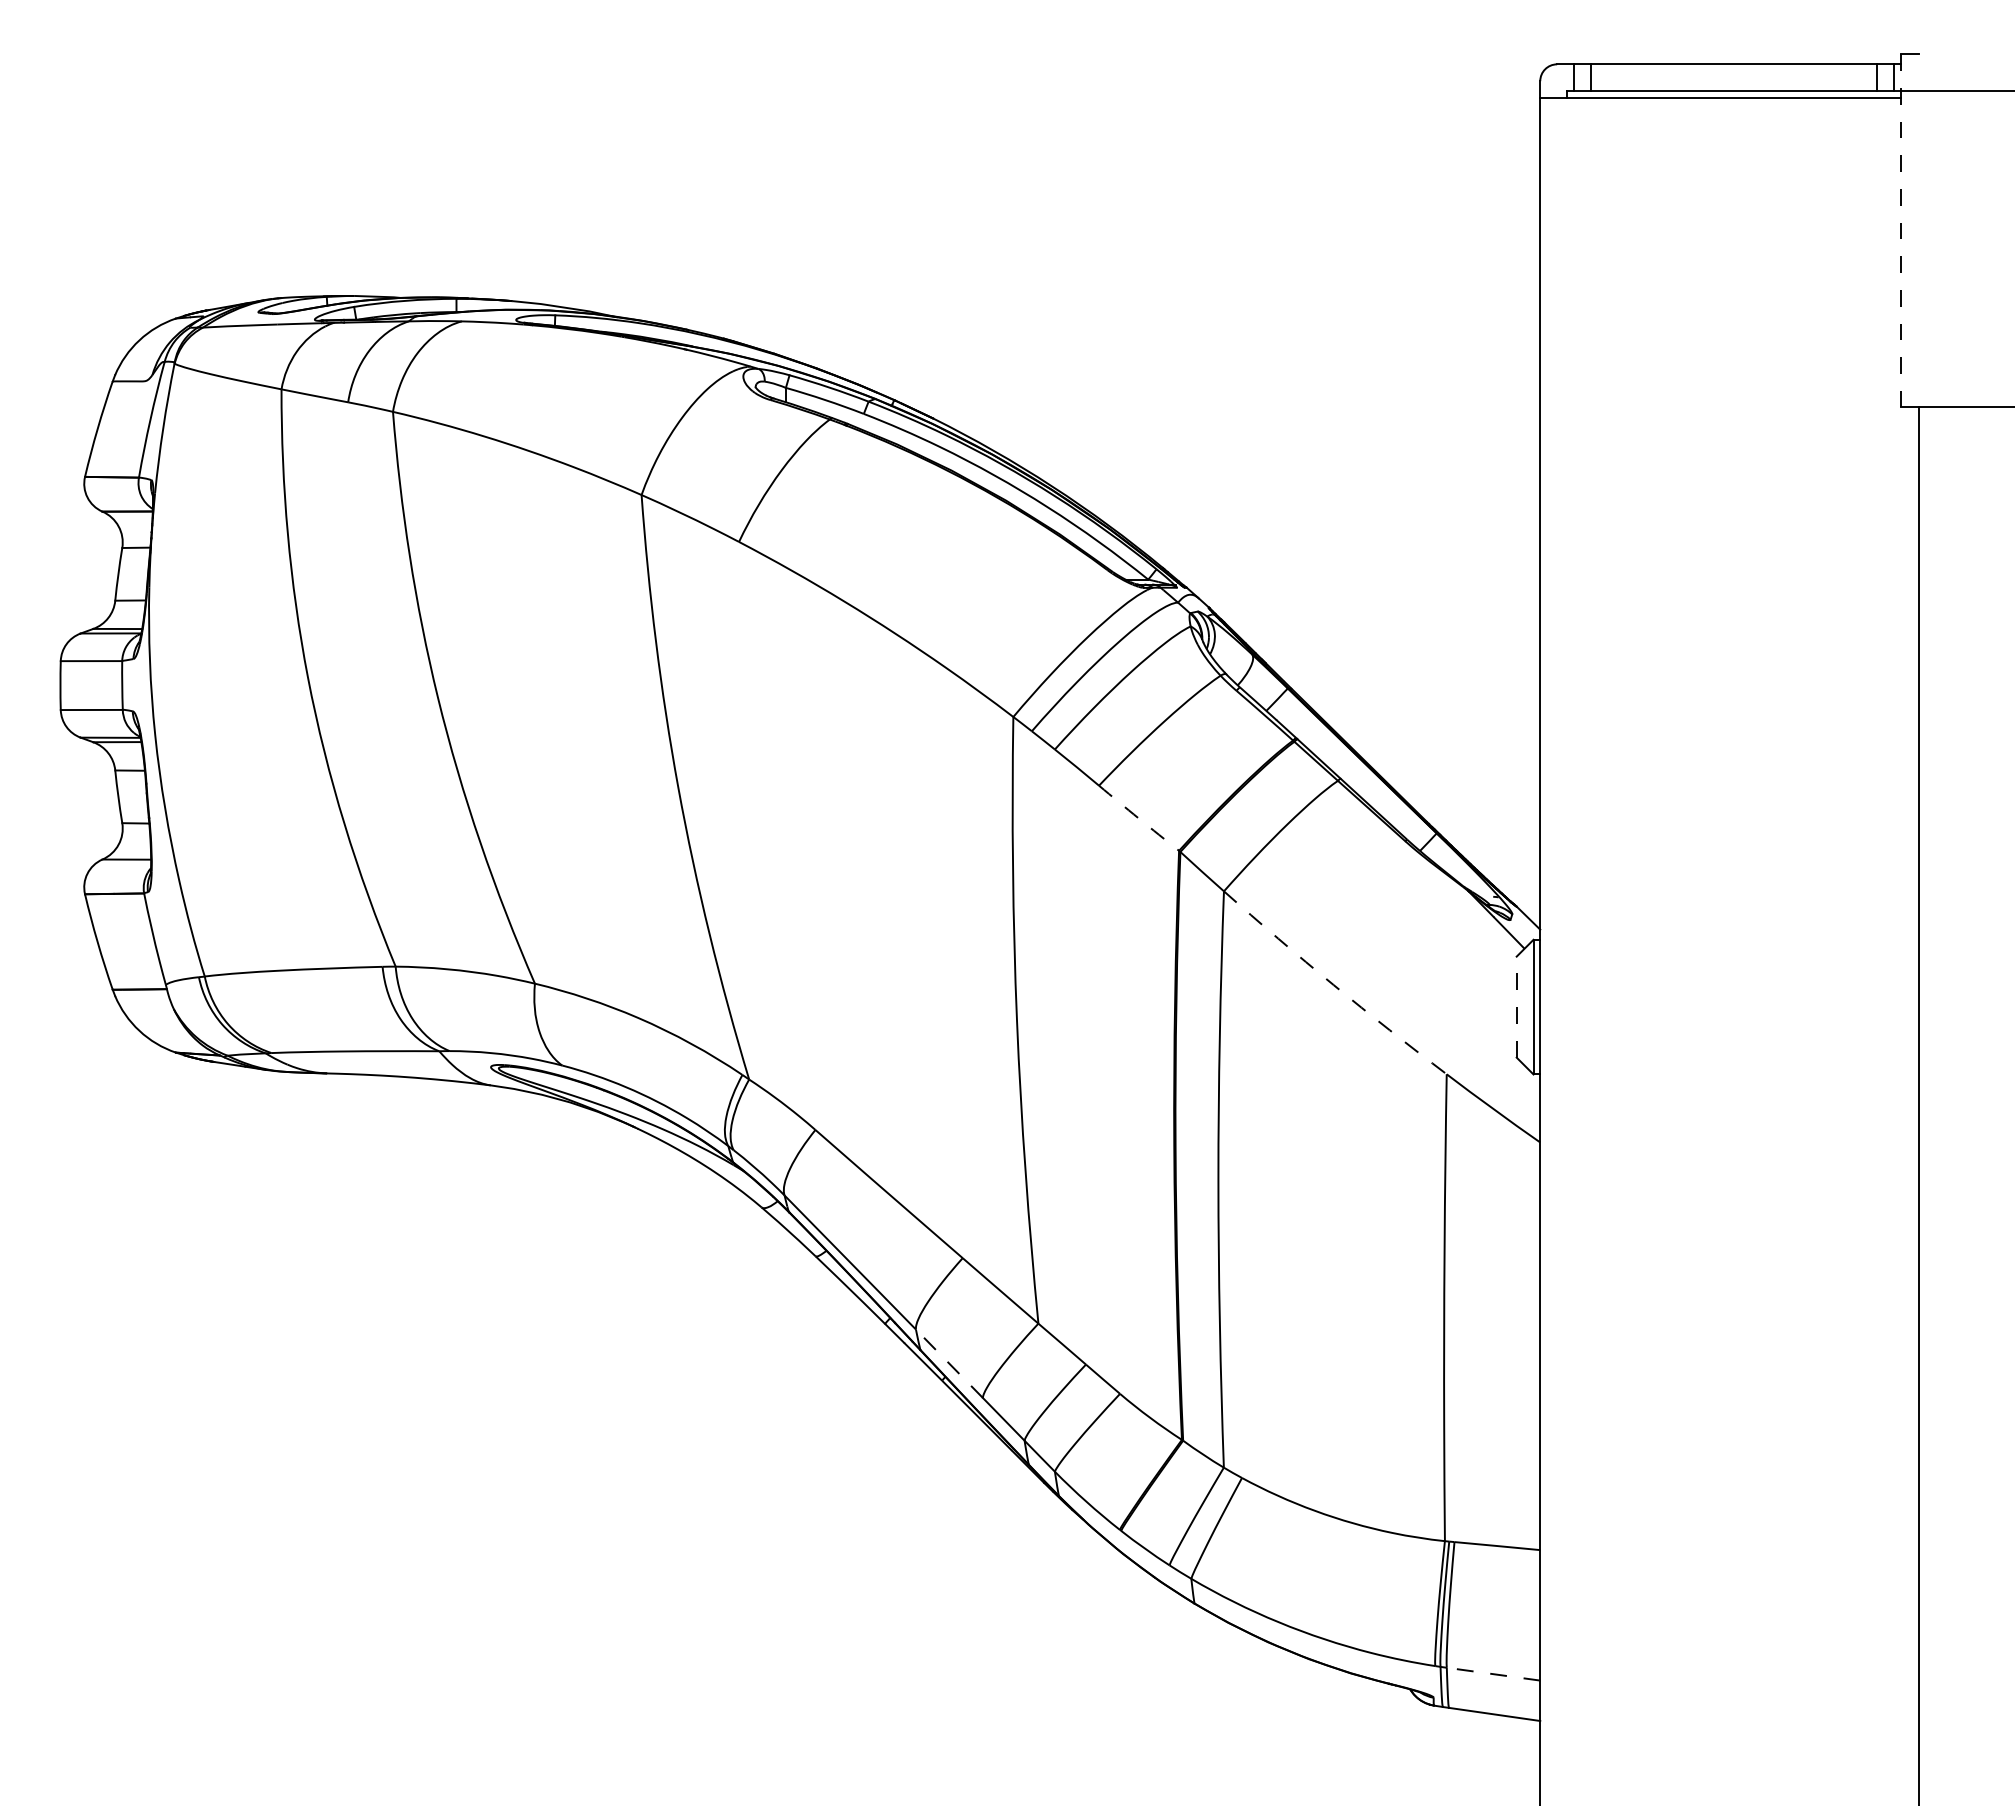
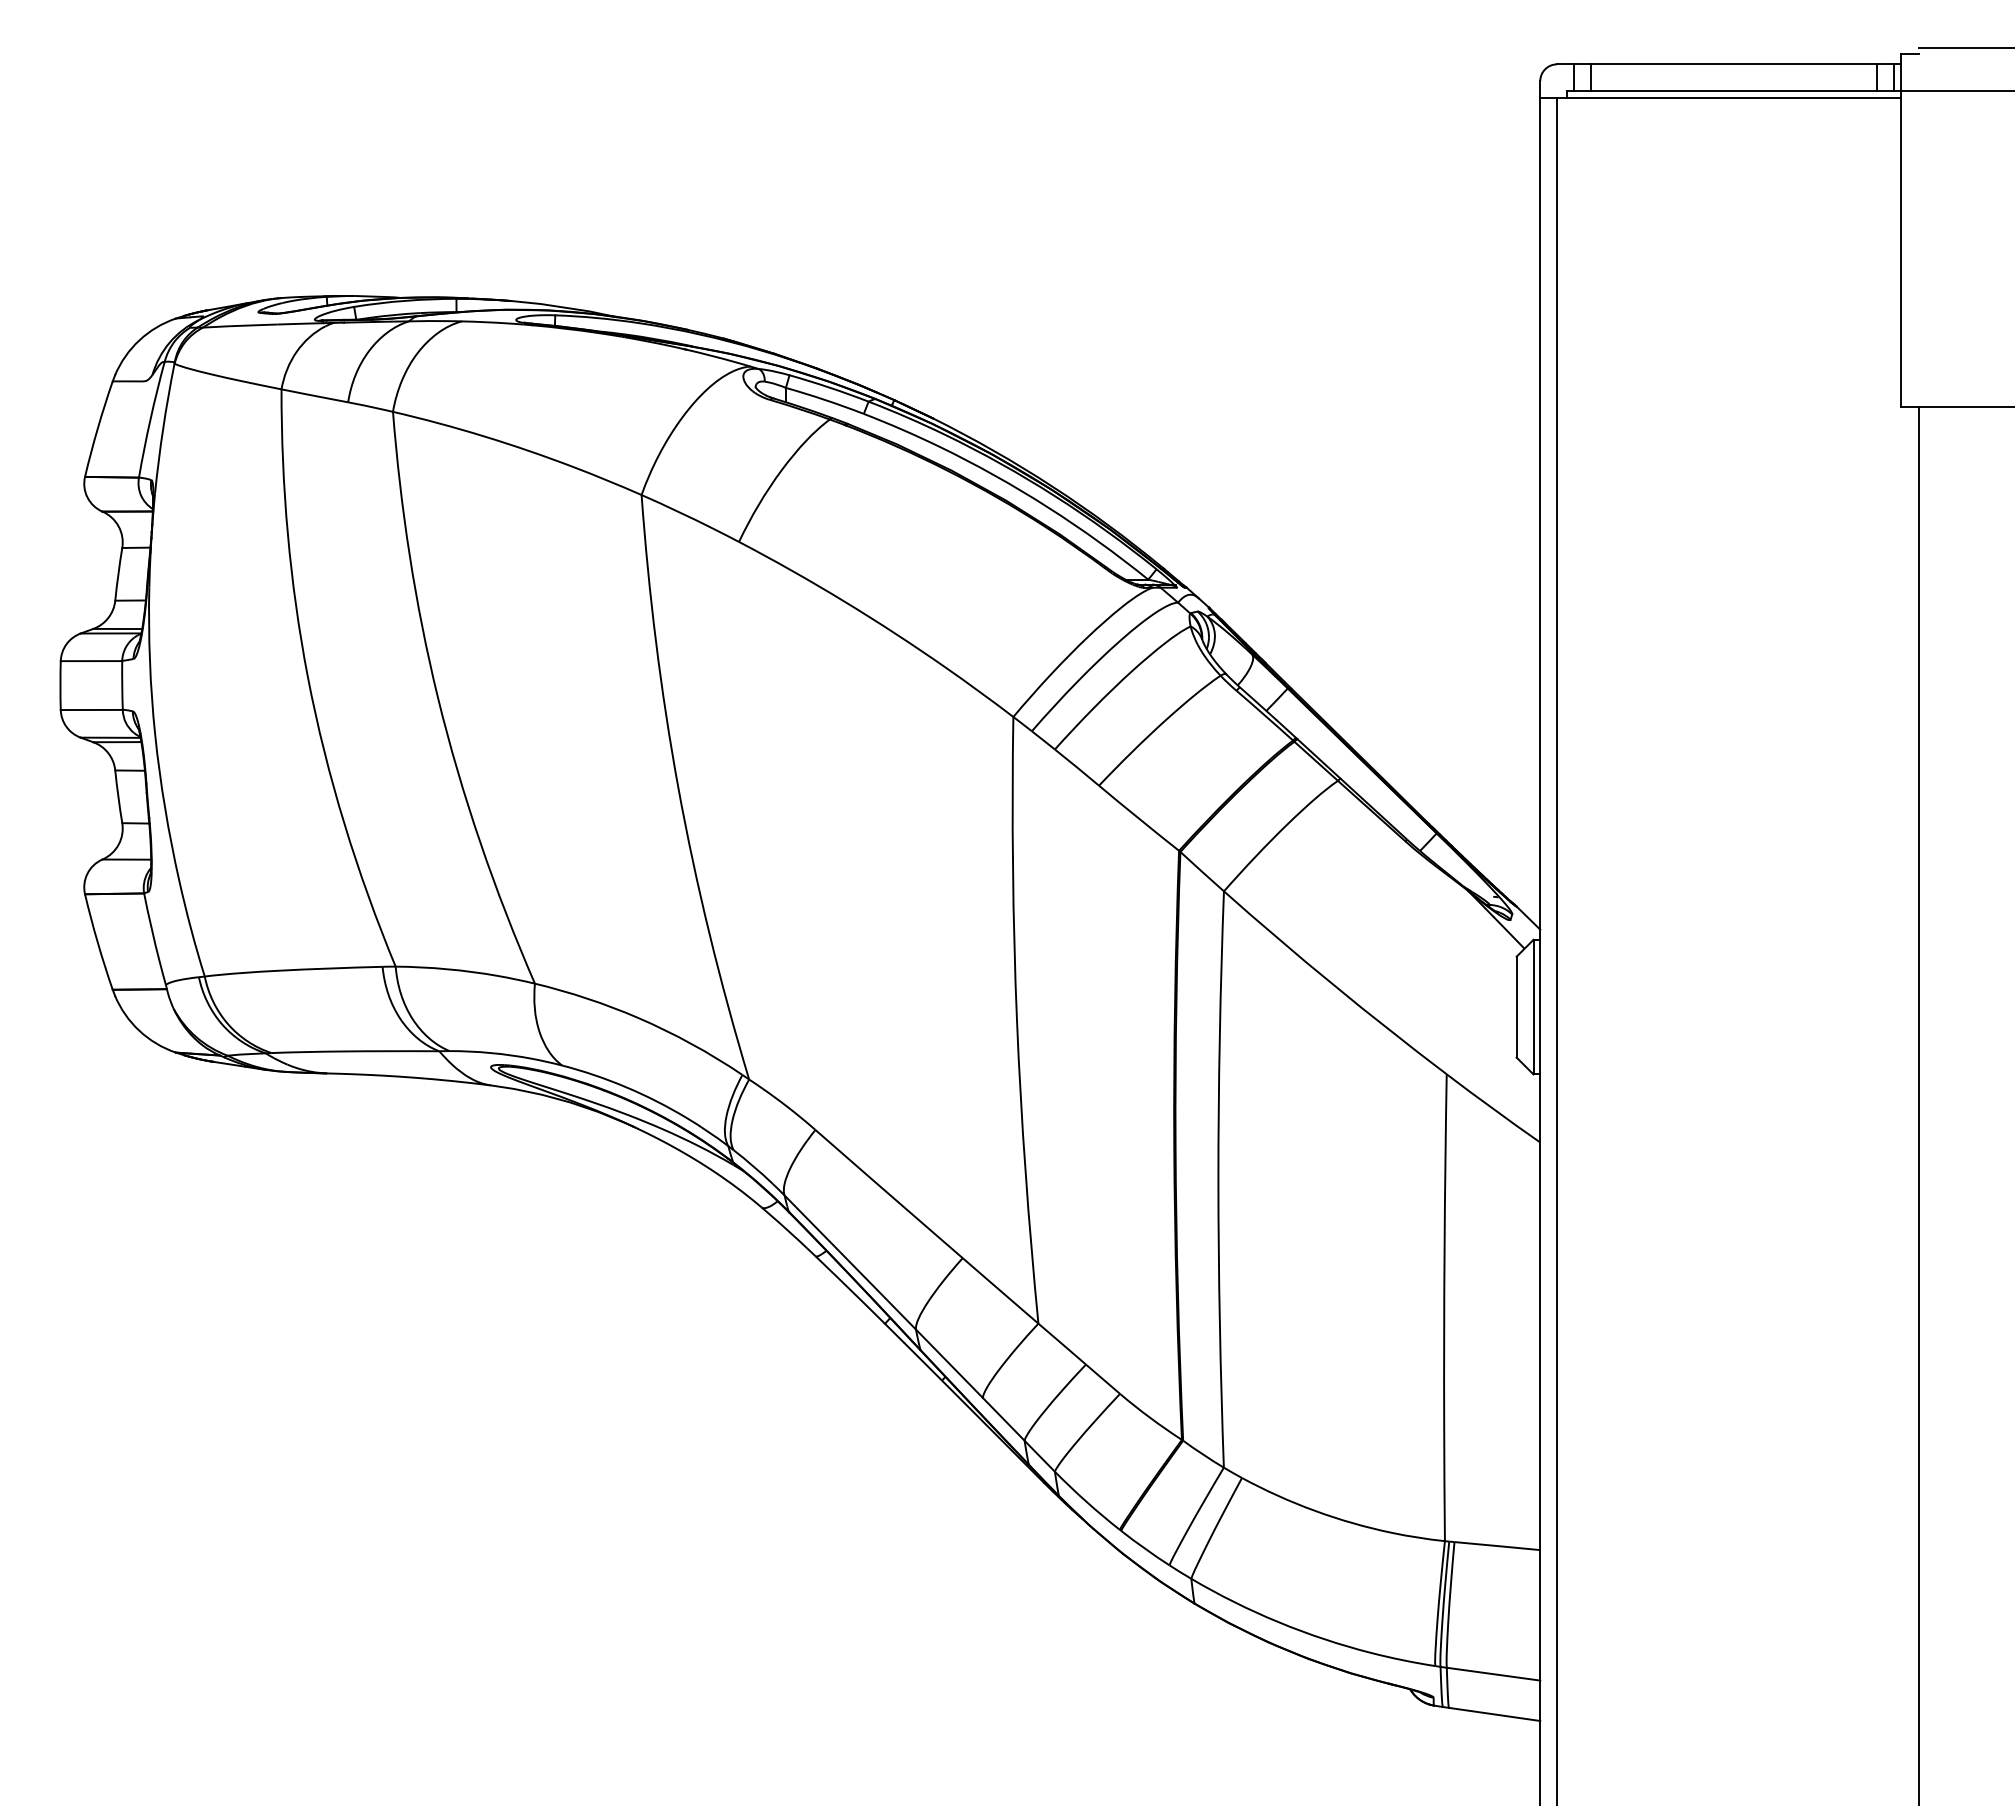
line: none -> present (1965, 47)
line: dashed -> solid (1900, 231)
arc: dashed -> solid (1138, 818)
line: none -> present (1557, 950)
arc: dashed -> solid (1333, 984)
line: dashed -> solid (1516, 1006)
line: dashed -> solid (949, 1363)
line: dashed -> solid (1493, 1674)
